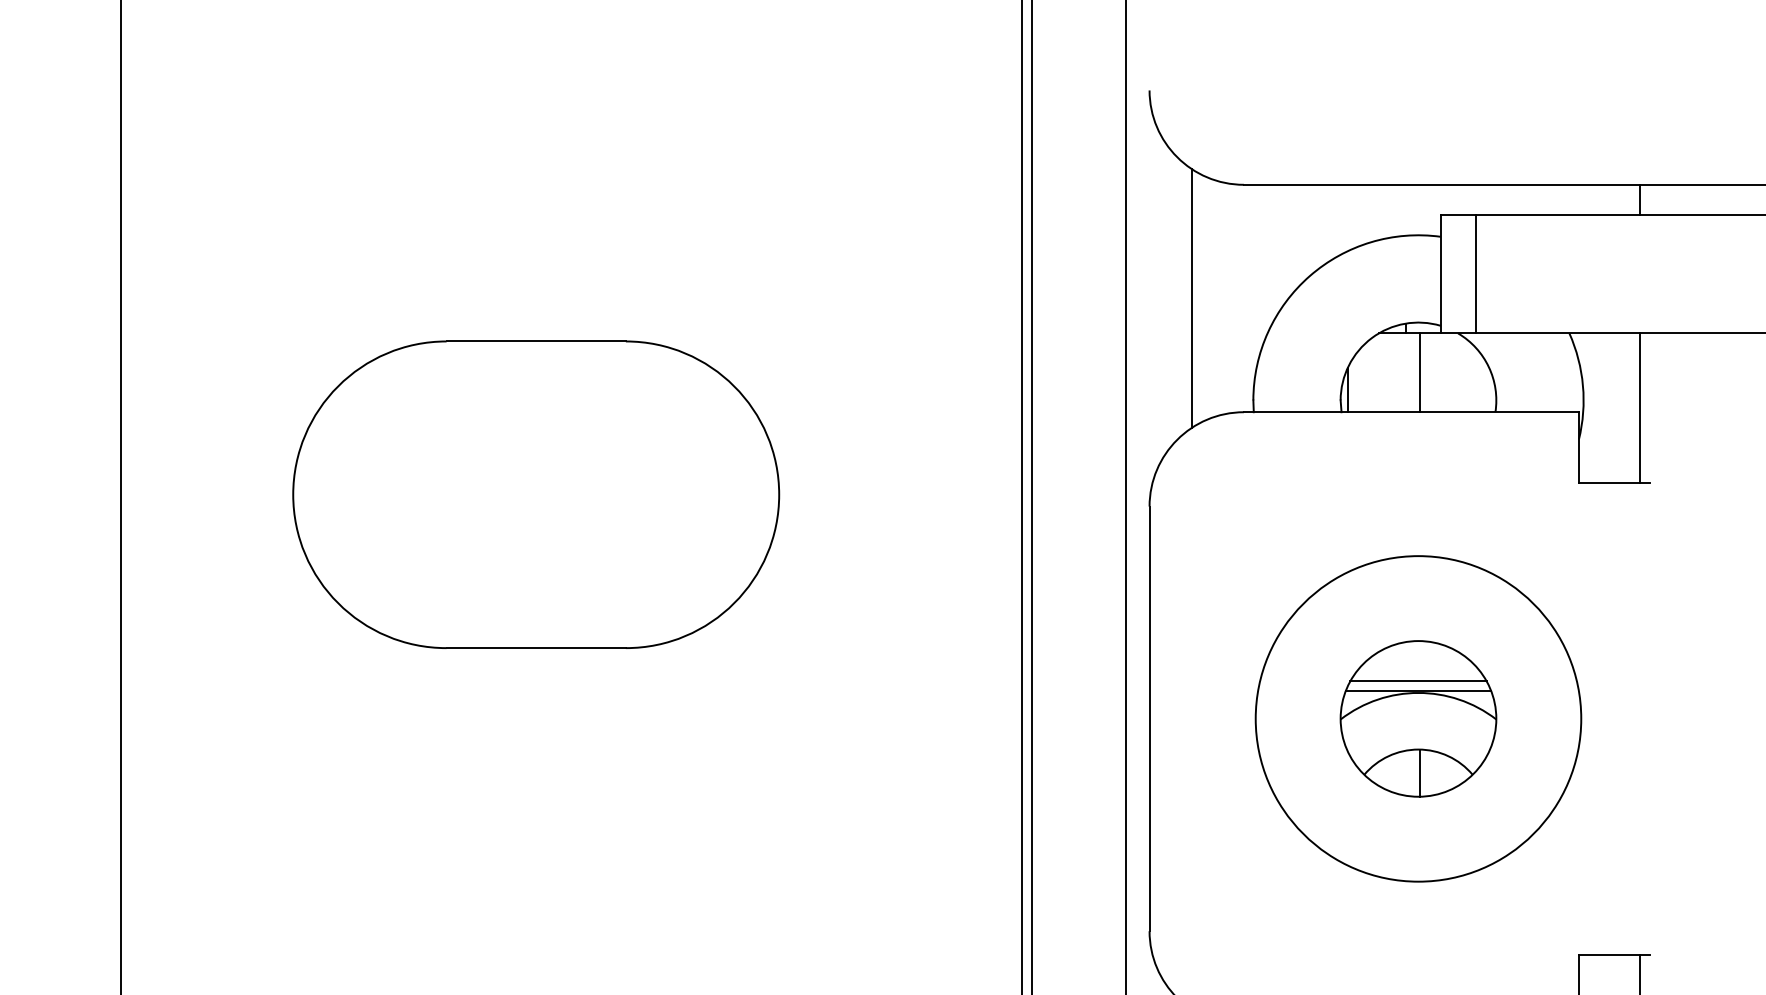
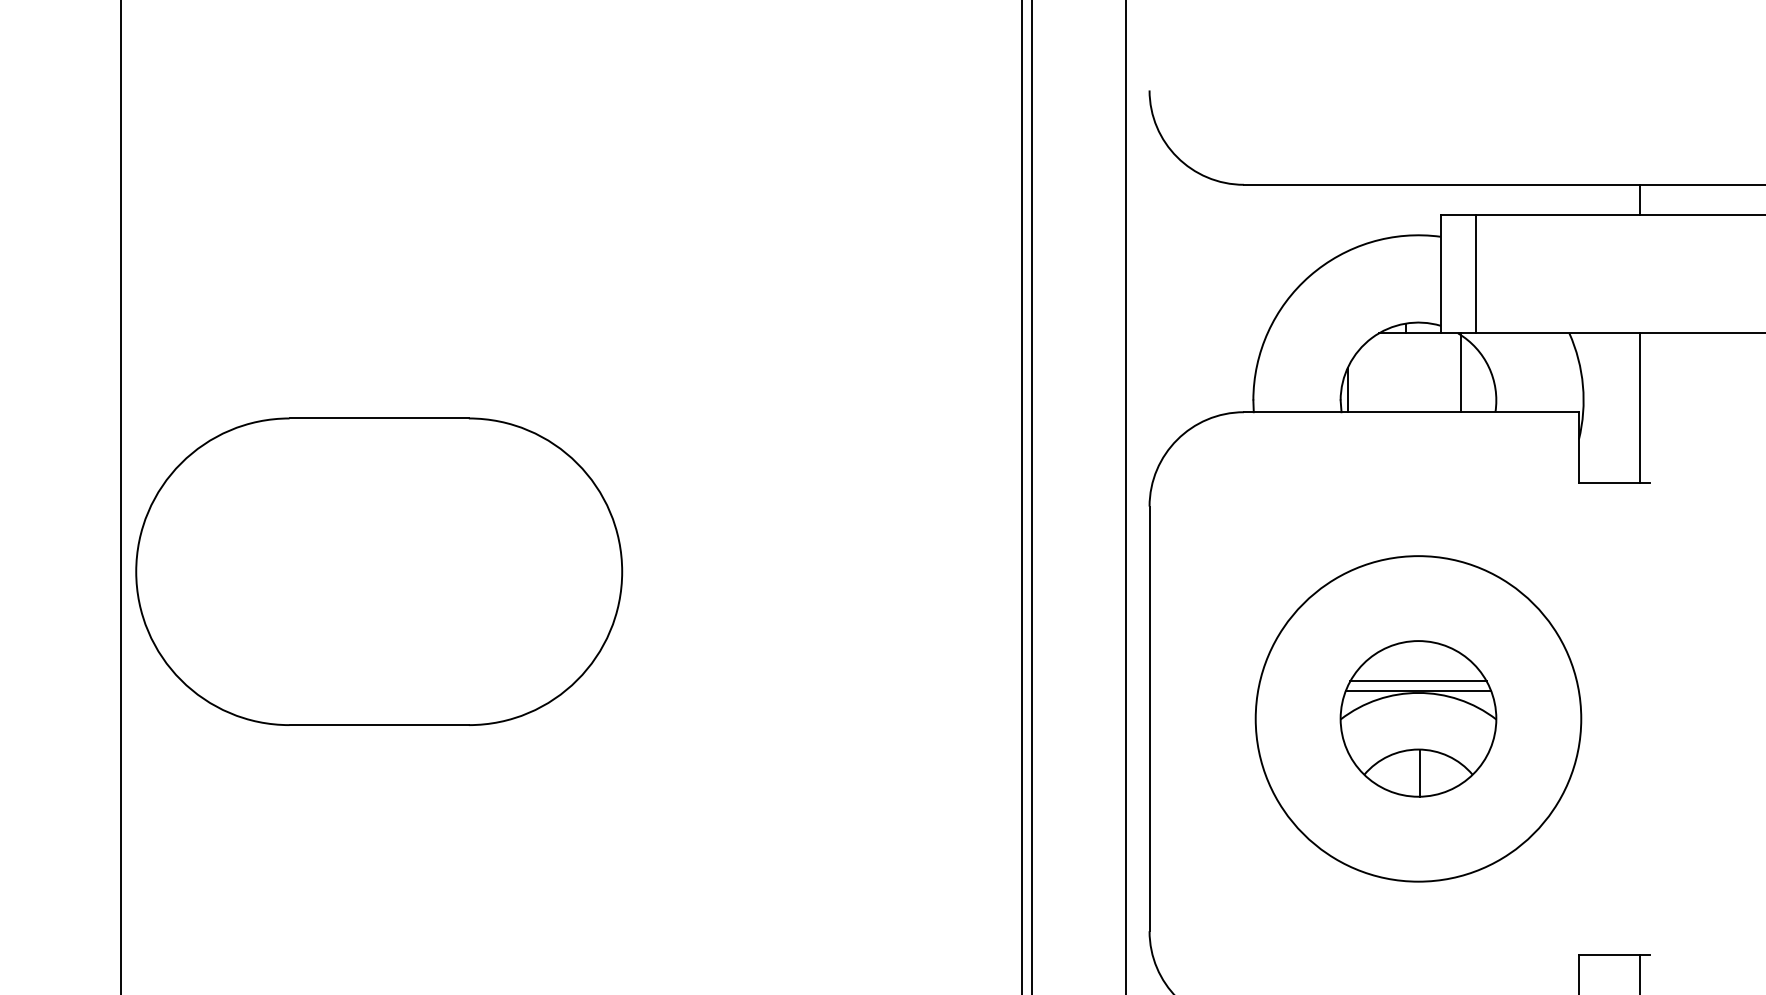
line: present -> none (1192, 298)
line position: (1420, 372) -> (1461, 372) (1461, 372)
part position: (536, 494) -> (379, 571) (379, 571)
